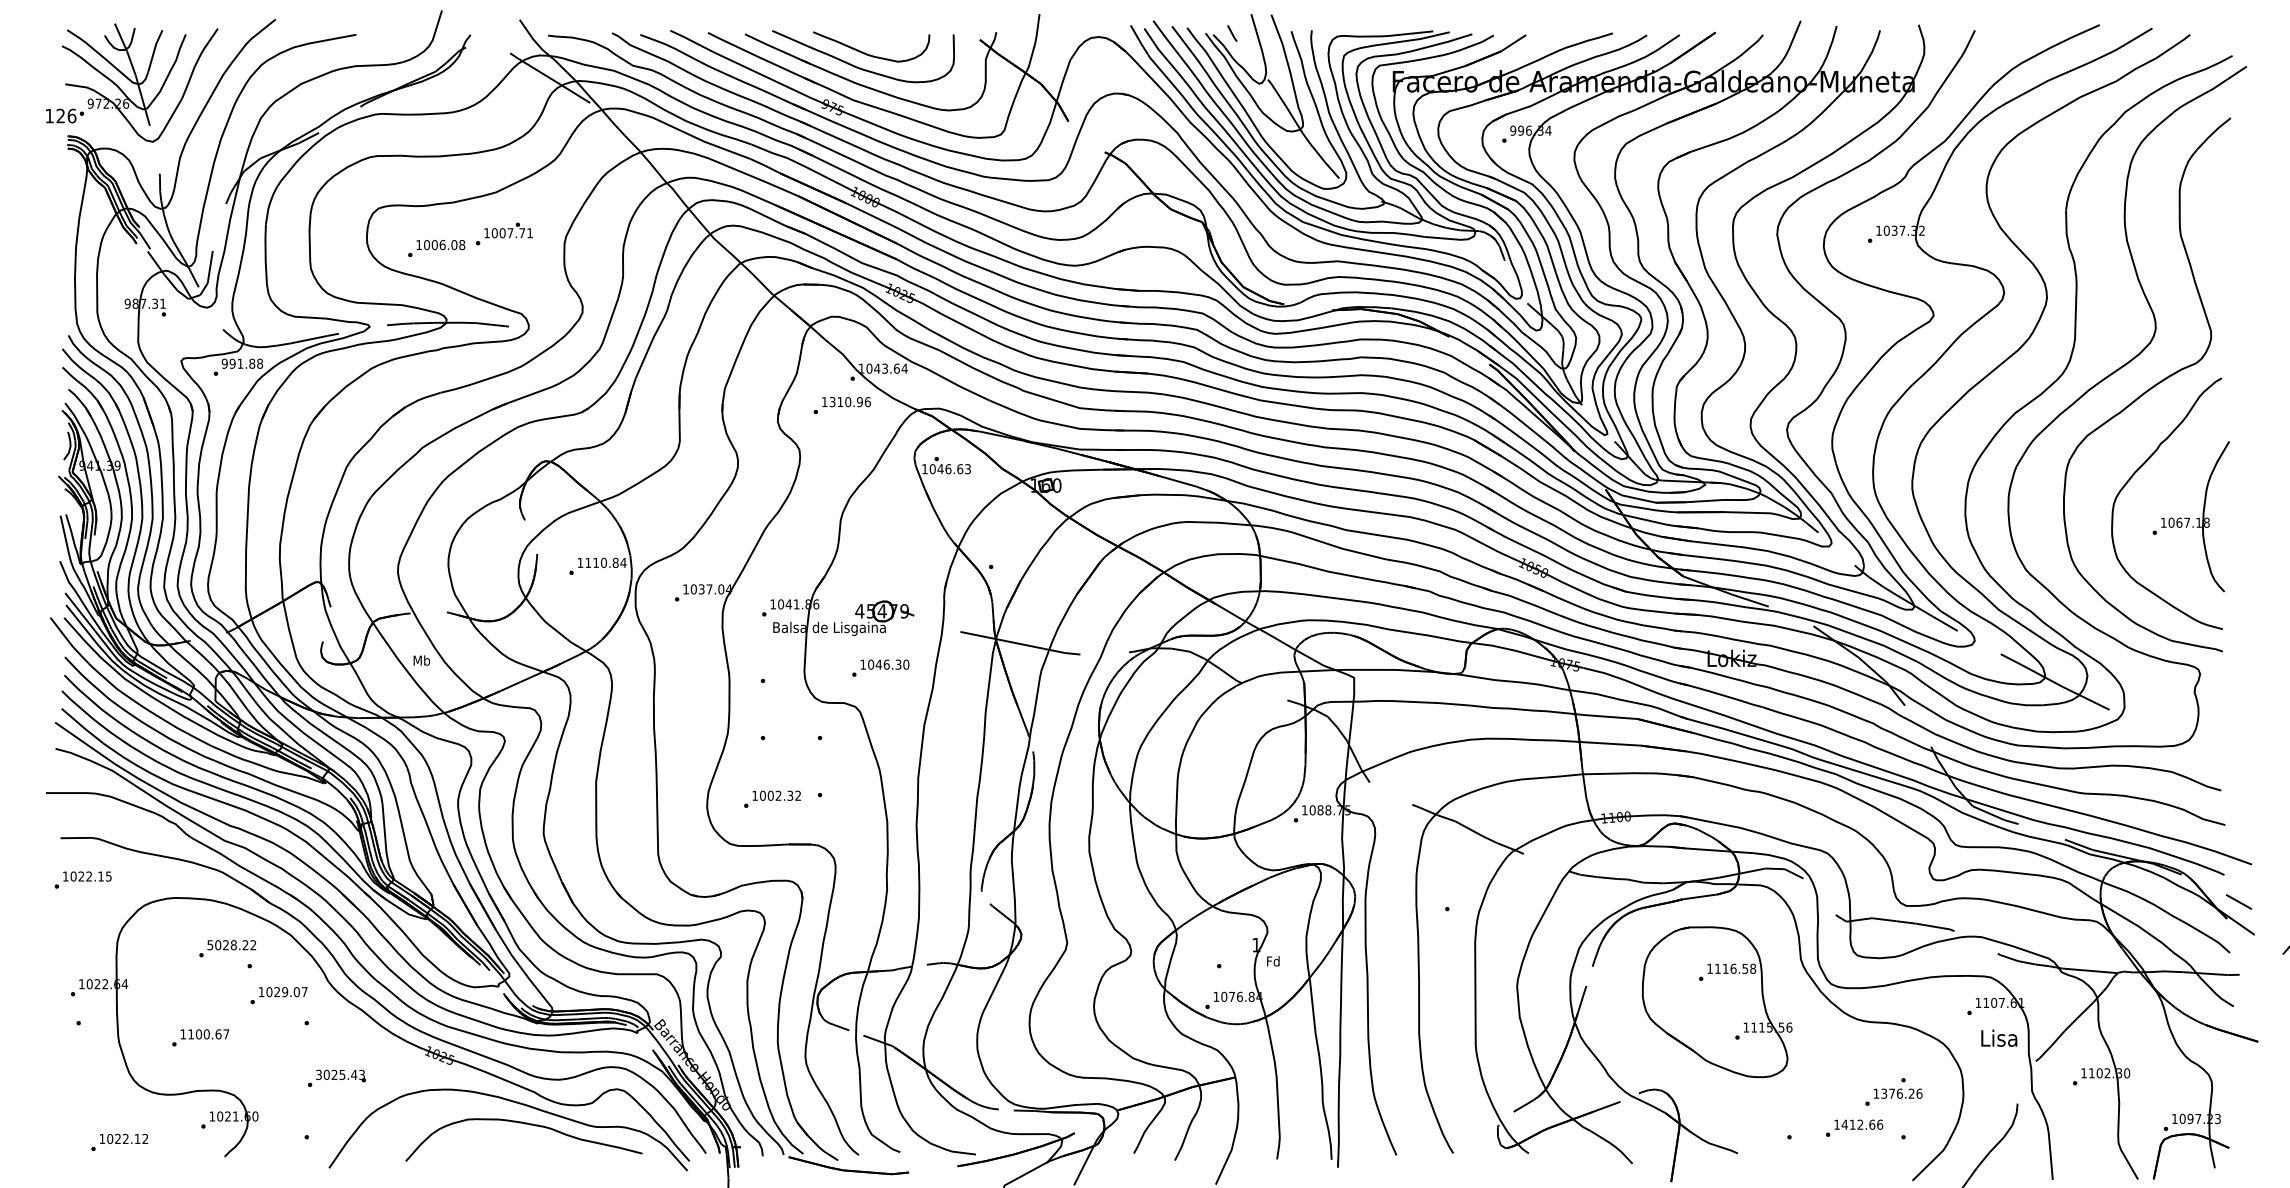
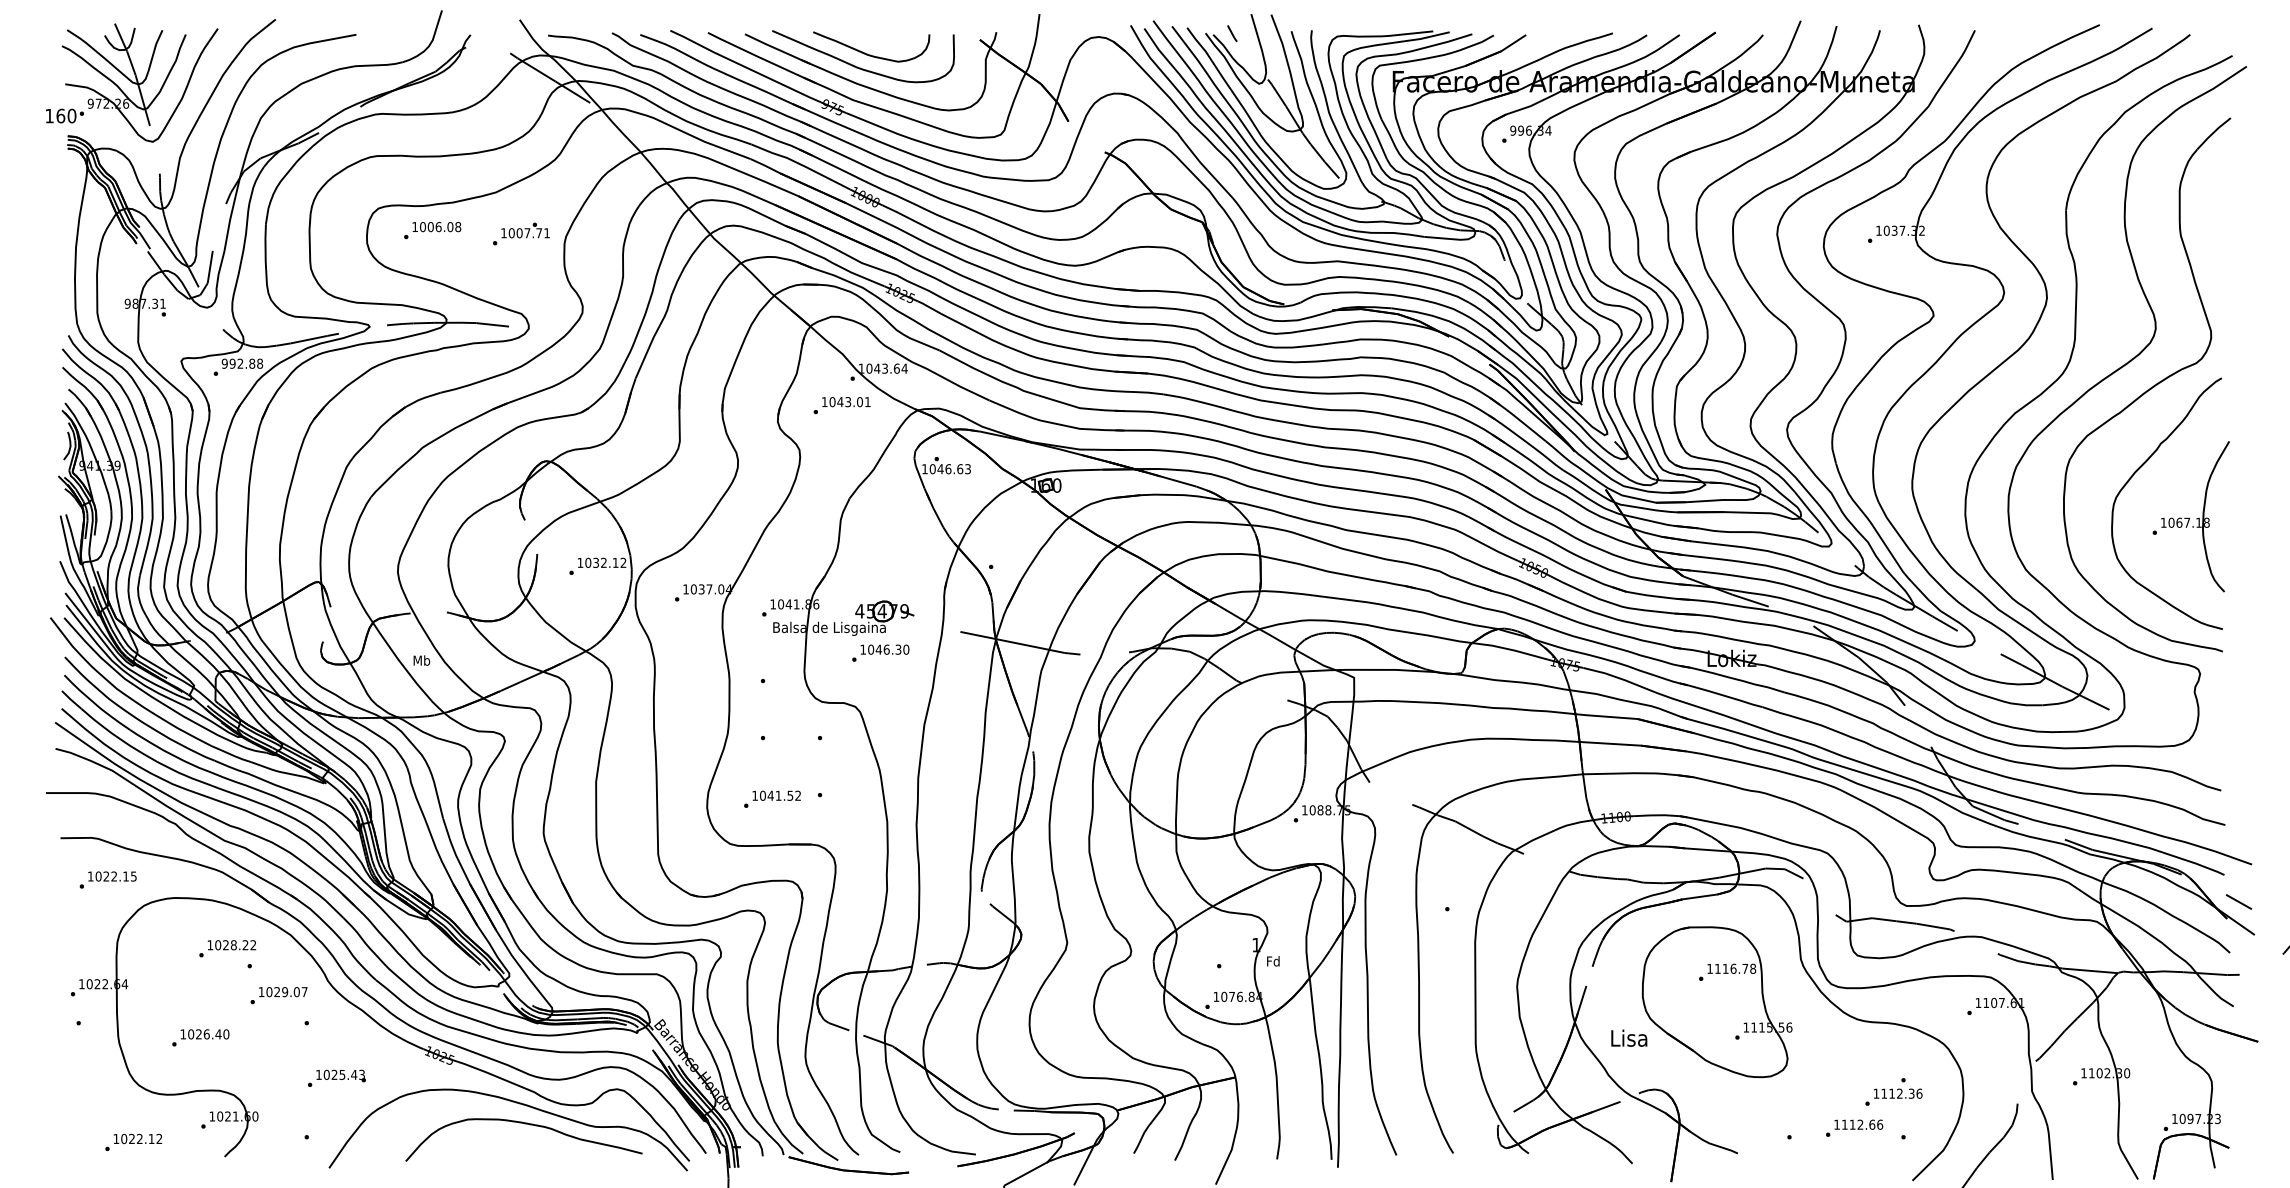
text: 126 -> 160 (66, 115)
text position: (504, 233) -> (521, 233) (521, 233)
text position: (436, 248) -> (432, 230) (432, 230)
text: 991.88 -> 992.88 (240, 363)
text: 1310.96 -> 1043.01 (849, 402)
text: 1110.84 -> 1032.12 (605, 562)
text position: (880, 667) -> (880, 652) (880, 652)
text: 1002.32 -> 1041.52 (780, 795)
text position: (82, 879) -> (107, 879) (107, 879)
text: 5028.22 -> 1028.22 (210, 945)
text: 1116.58 -> 1116.78 (1745, 968)
text: 1100.67 -> 1026.40 (208, 1034)
text position: (1999, 1037) -> (1629, 1037) (1629, 1037)
text: 3025.43 -> 1025.43 (318, 1074)
text: 1376.26 -> 1112.36 (1897, 1093)
text: 1412.66 -> 1112.66 (1844, 1124)
text position: (119, 1141) -> (133, 1141) (133, 1141)
